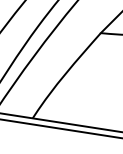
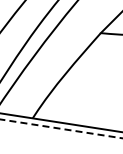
line: solid -> dashed (61, 128)
